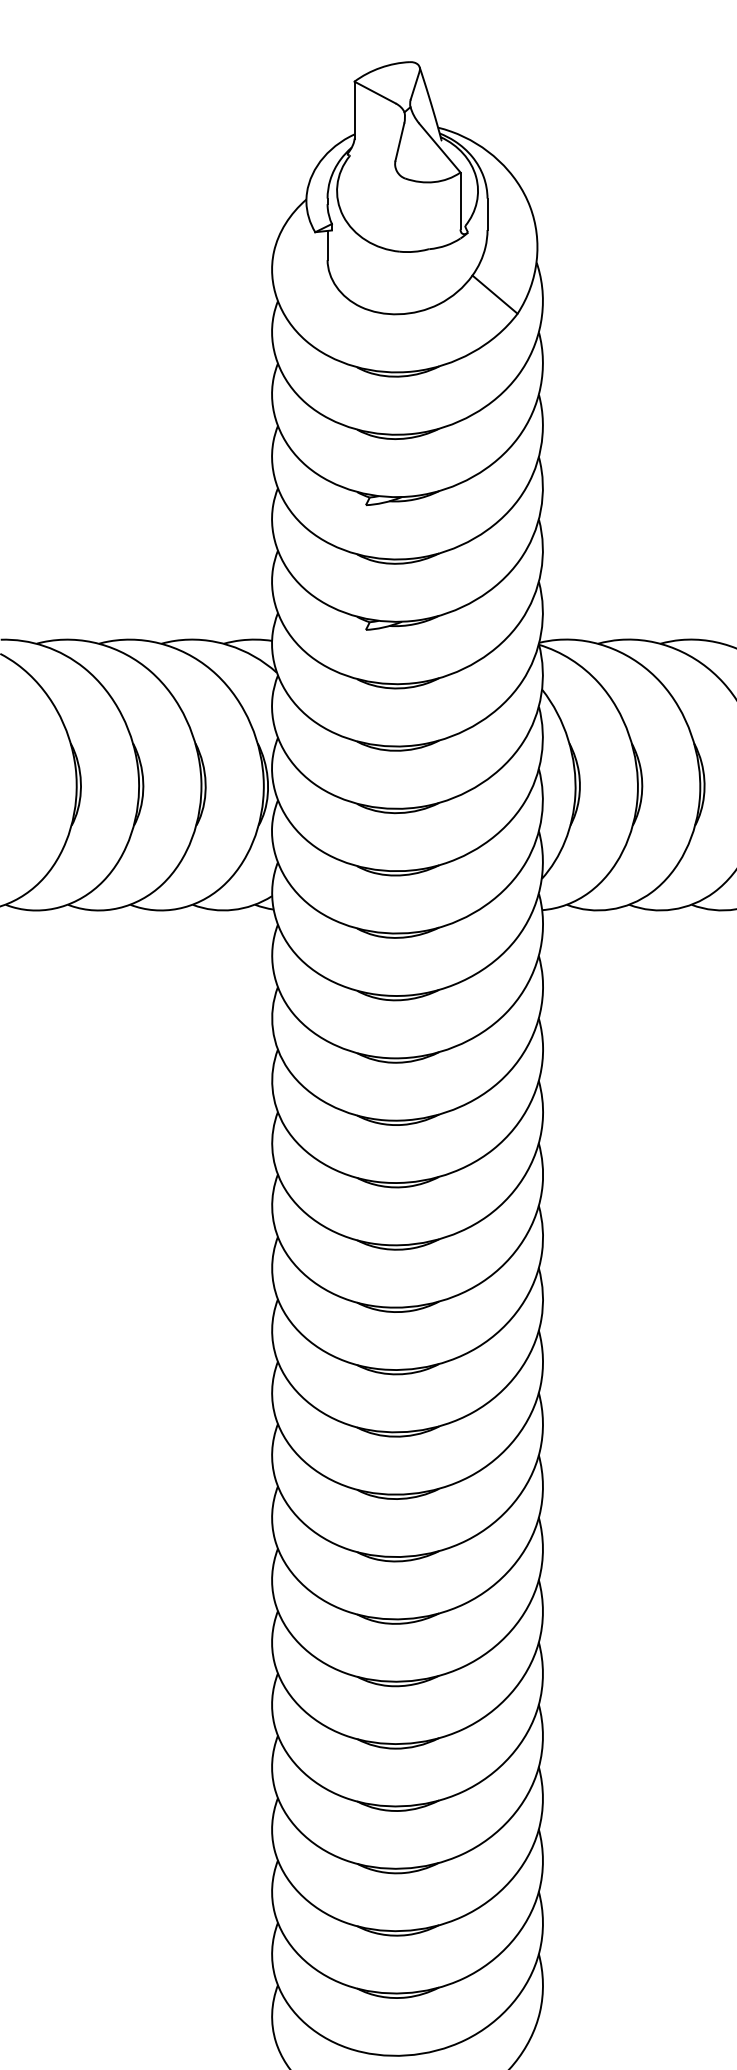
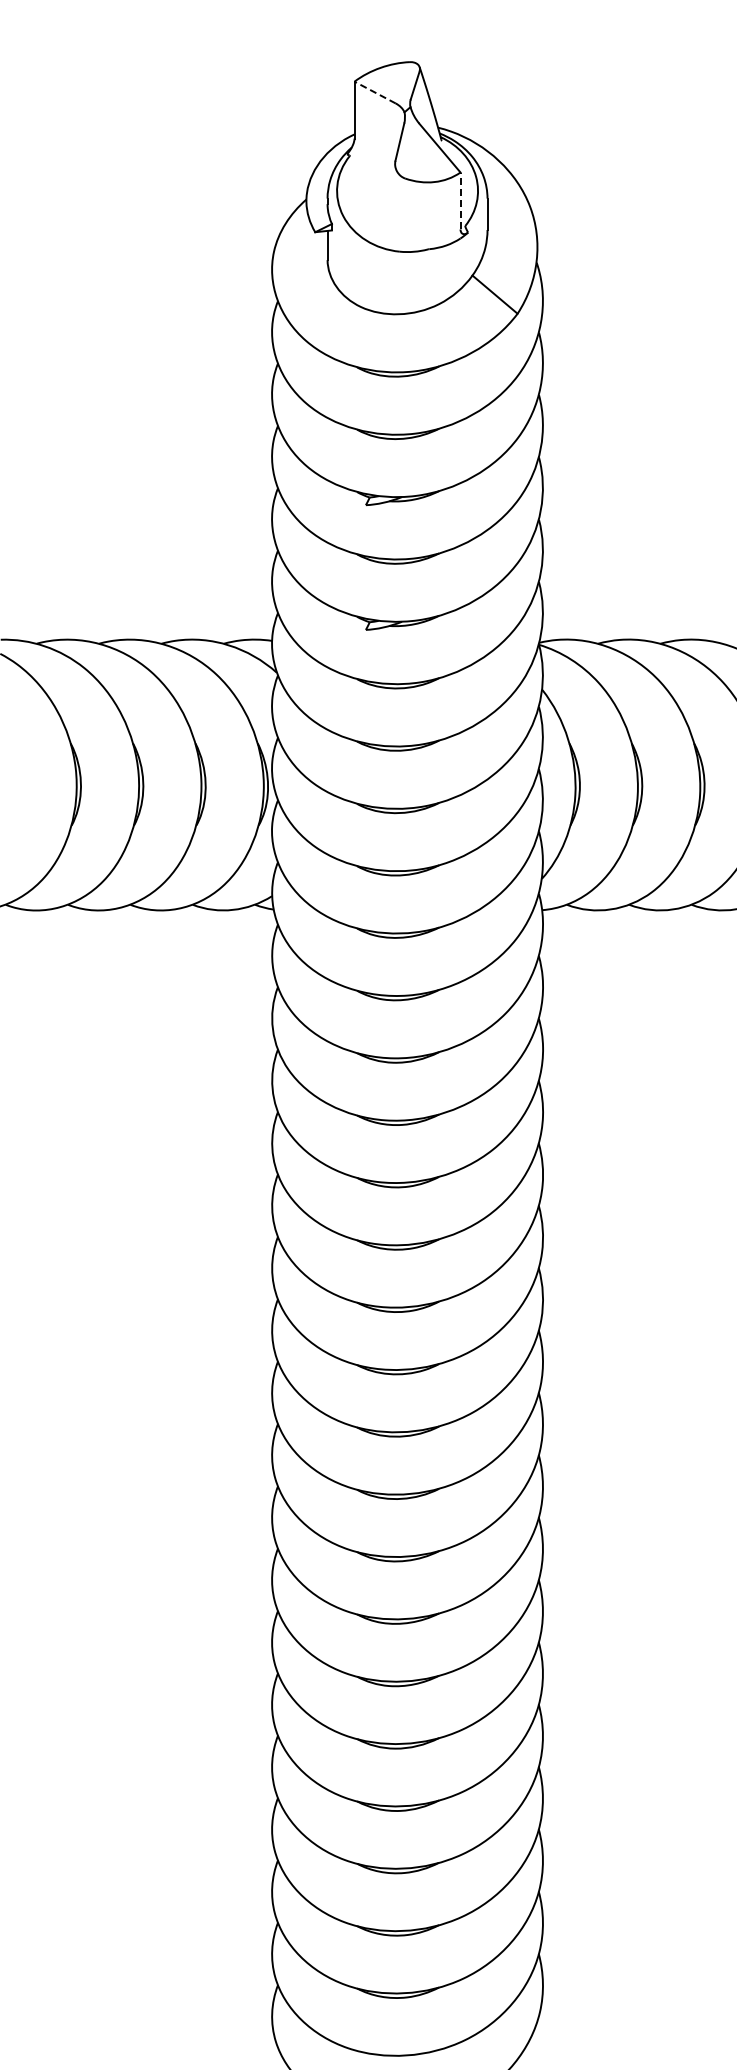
line: solid -> dashed (374, 92)
line: solid -> dashed (460, 200)
